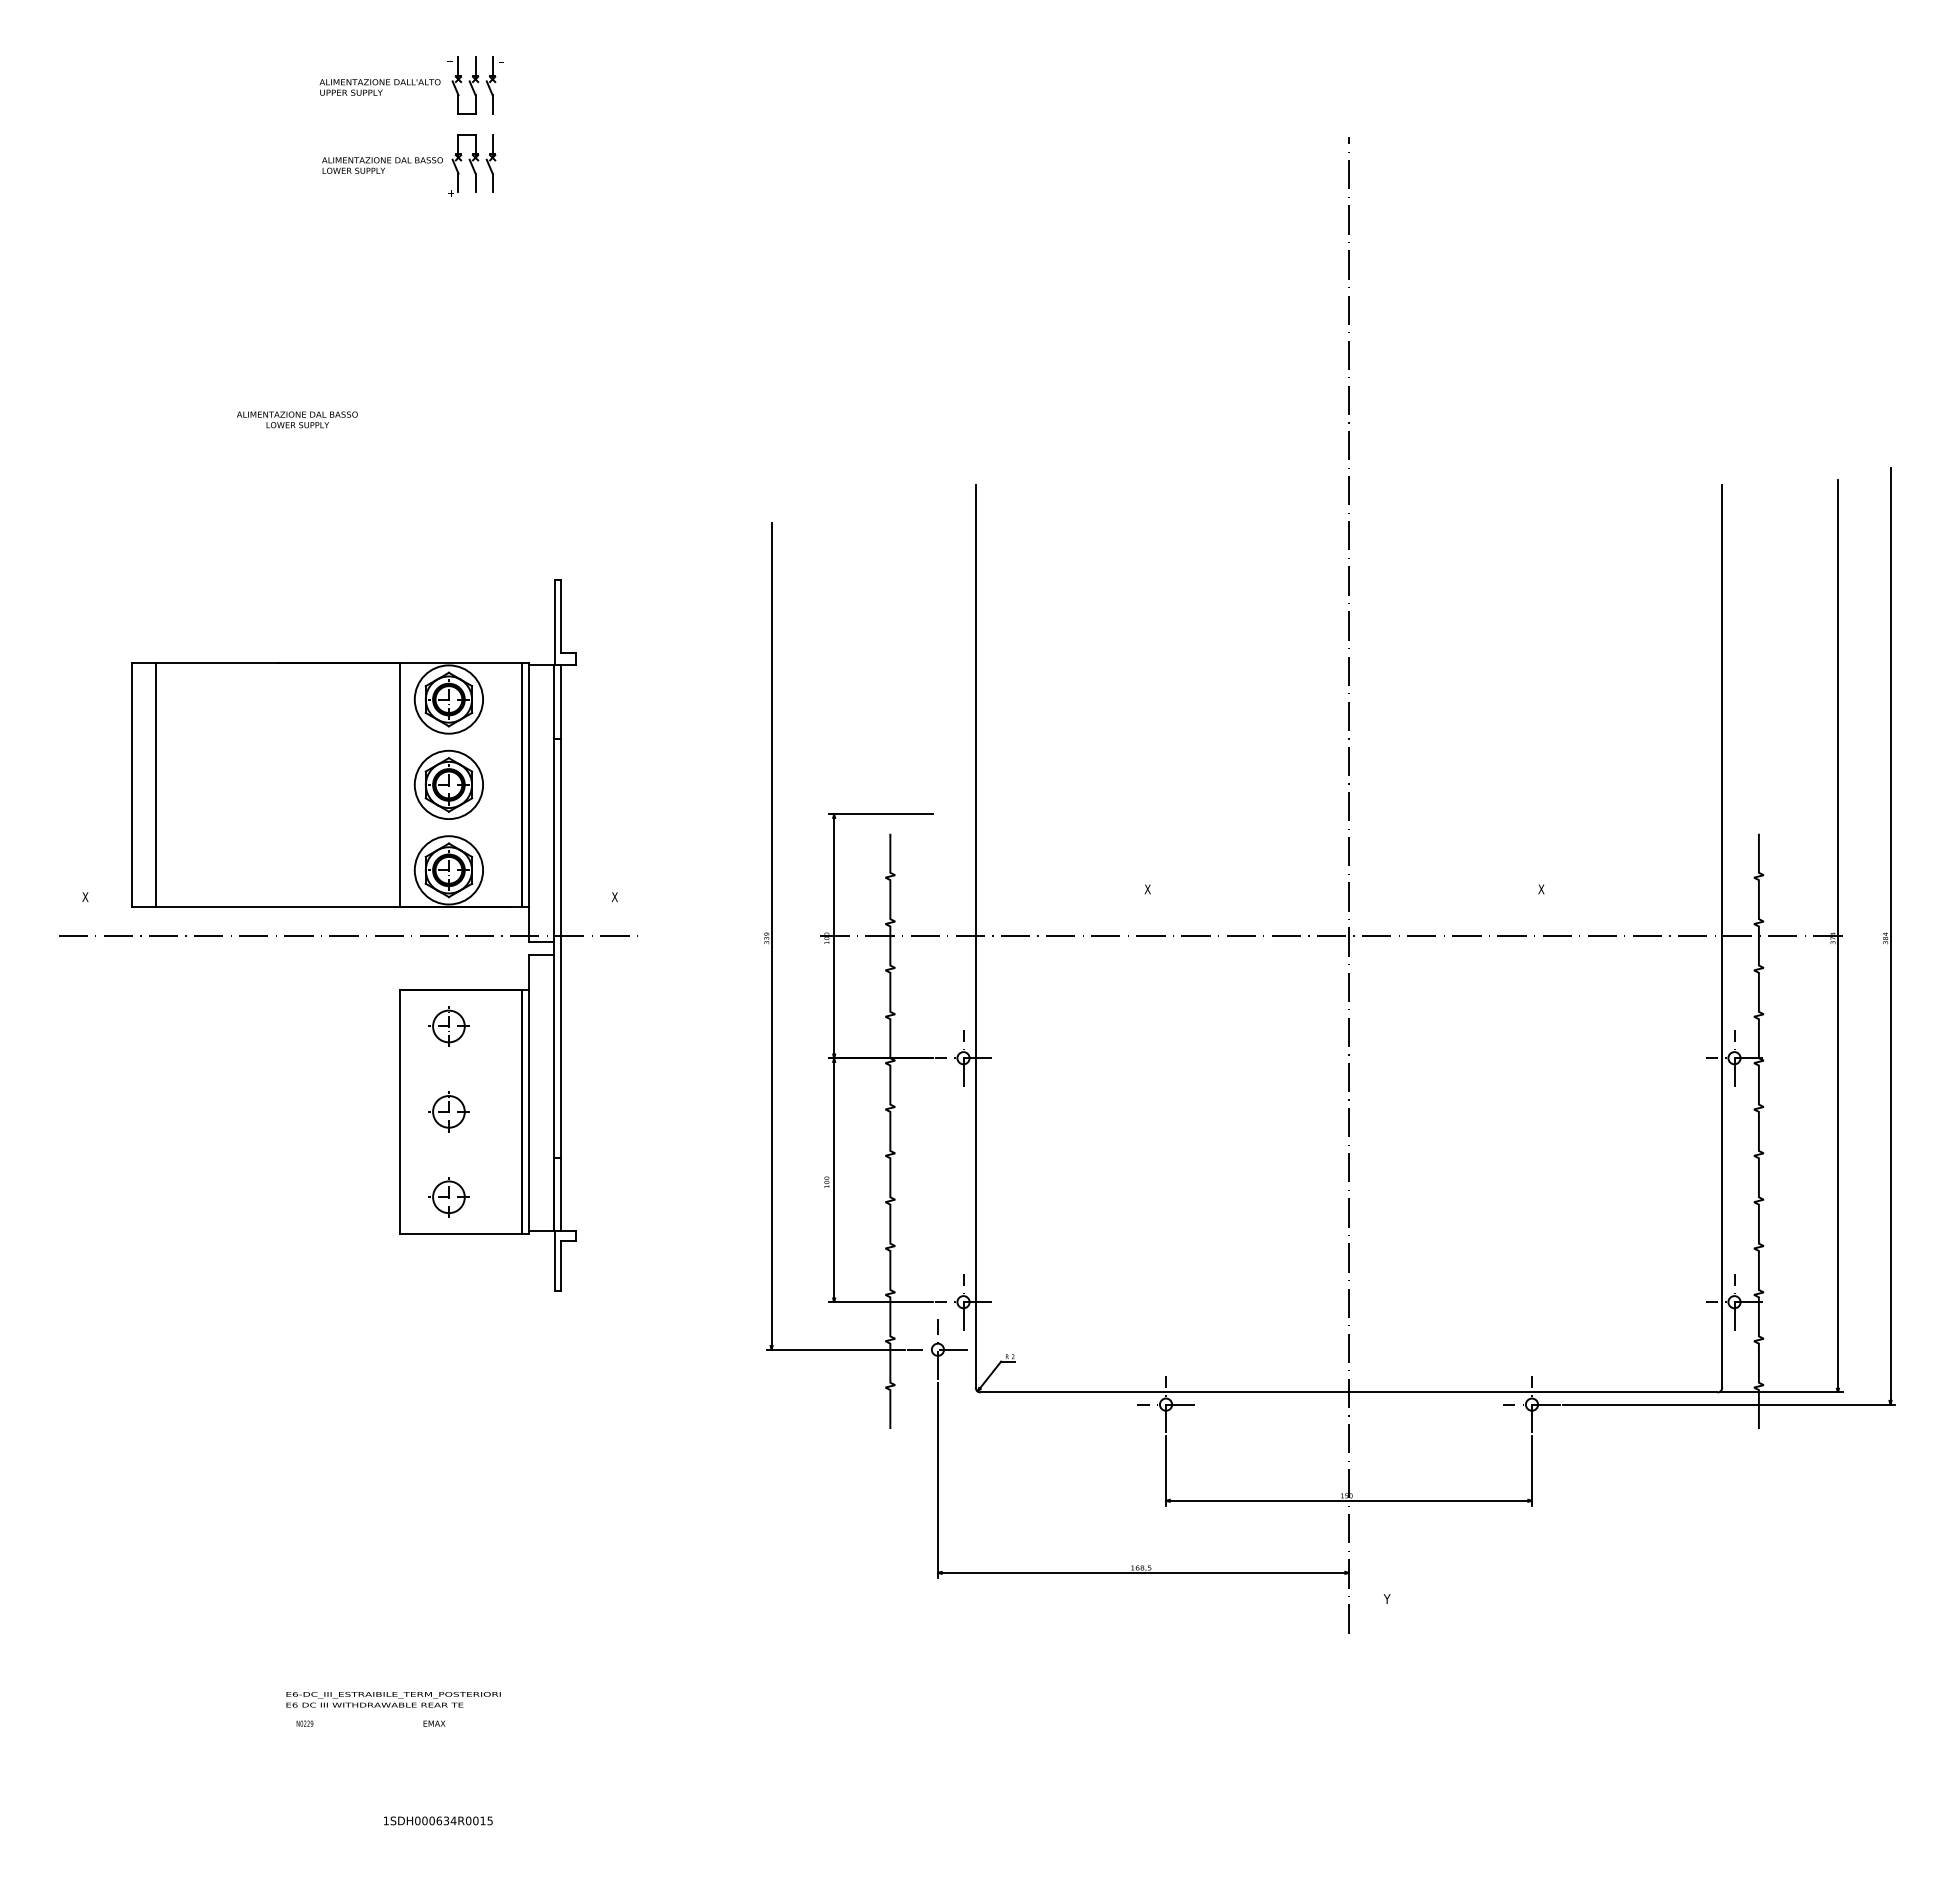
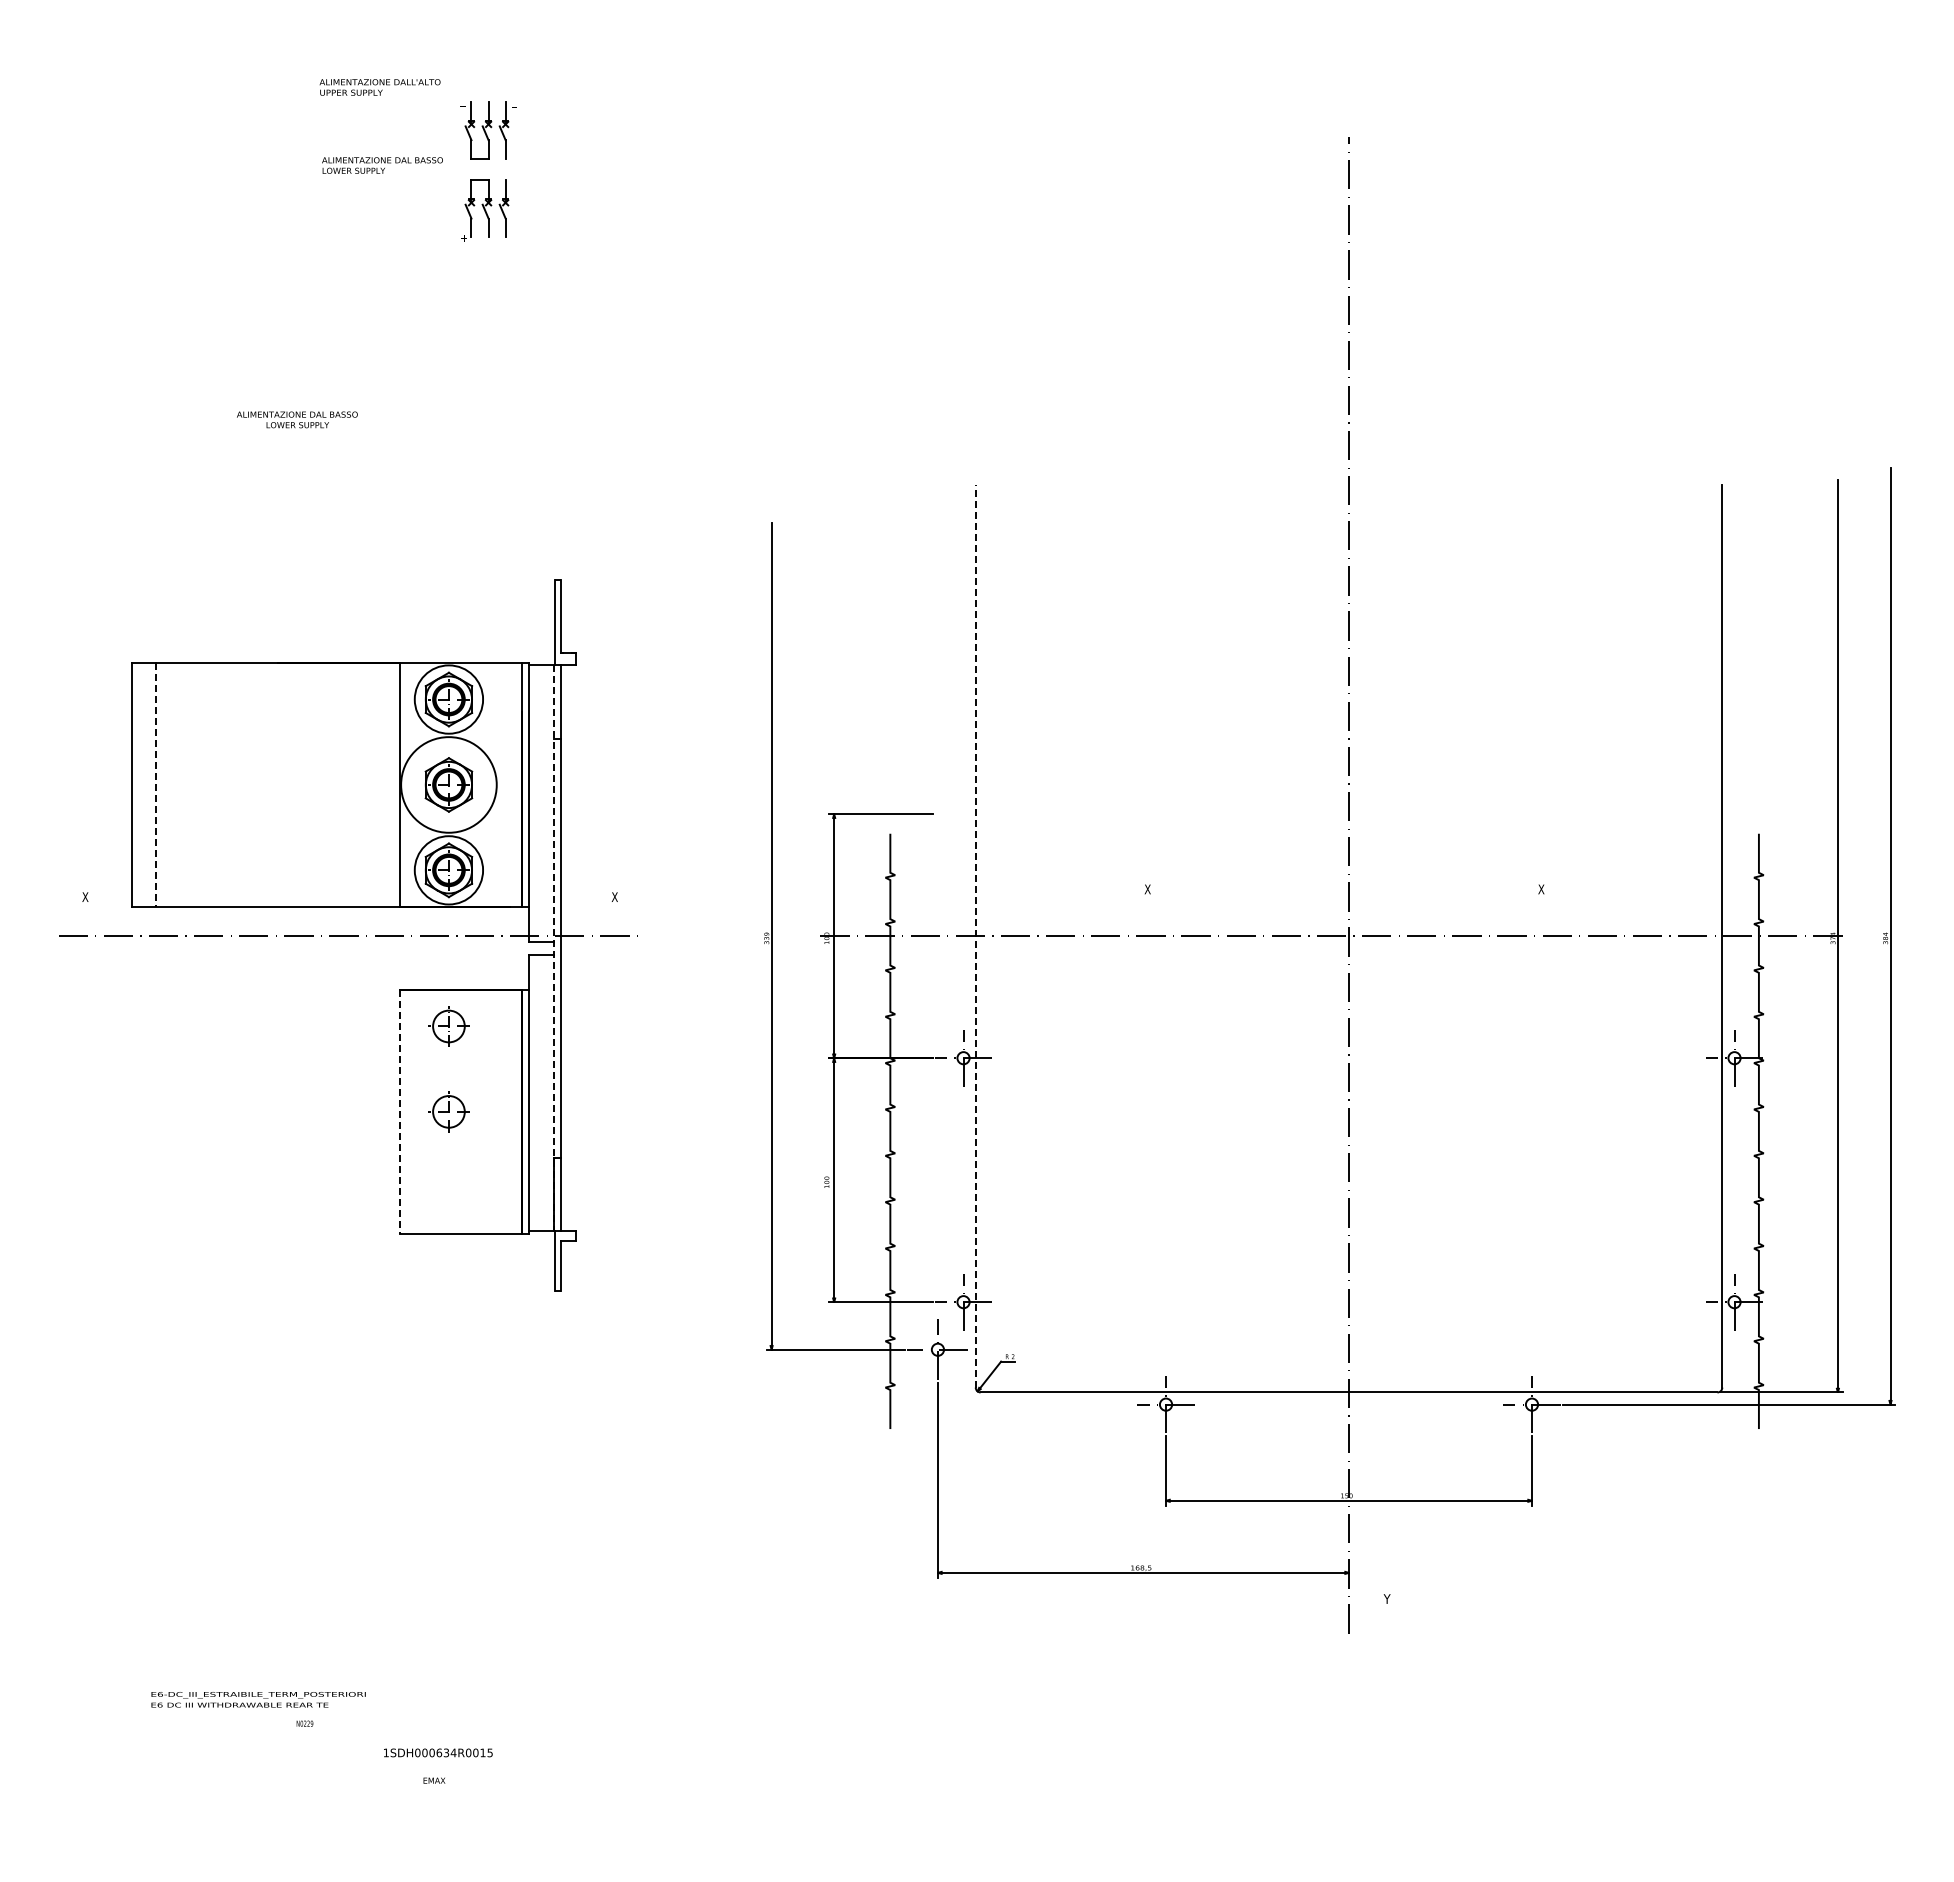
part position: (475, 134) -> (488, 179) (488, 179)
line: solid -> dashed (156, 784)
circle diameter: 68 px -> 96 px (448, 784)
line: solid -> dashed (975, 935)
line: solid -> dashed (553, 948)
line: solid -> dashed (400, 1111)
part: present -> none (448, 1197)
text position: (393, 1699) -> (258, 1699) (258, 1699)
text position: (434, 1723) -> (434, 1780) (434, 1780)
text position: (438, 1820) -> (438, 1752) (438, 1752)
